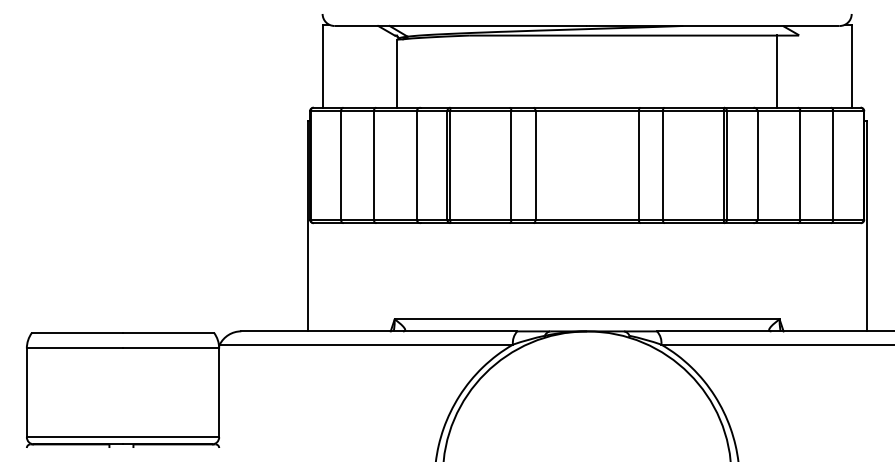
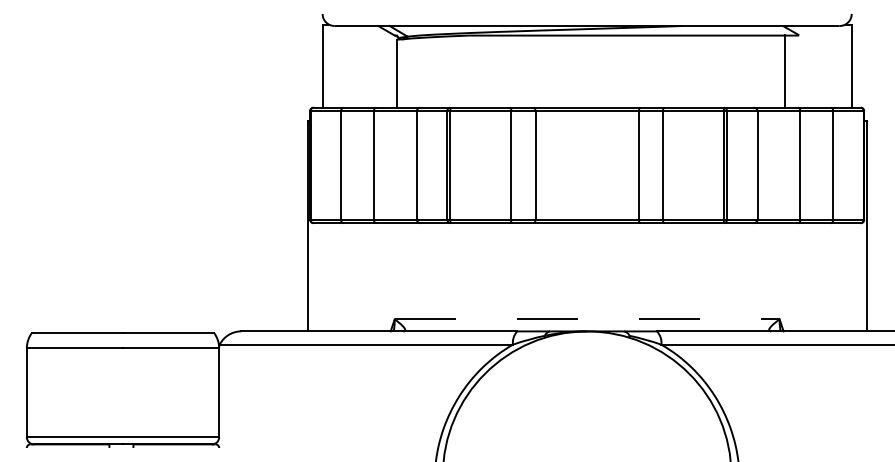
line position: (777, 71) -> (785, 71) (785, 71)
line: solid -> dashed (587, 319)
